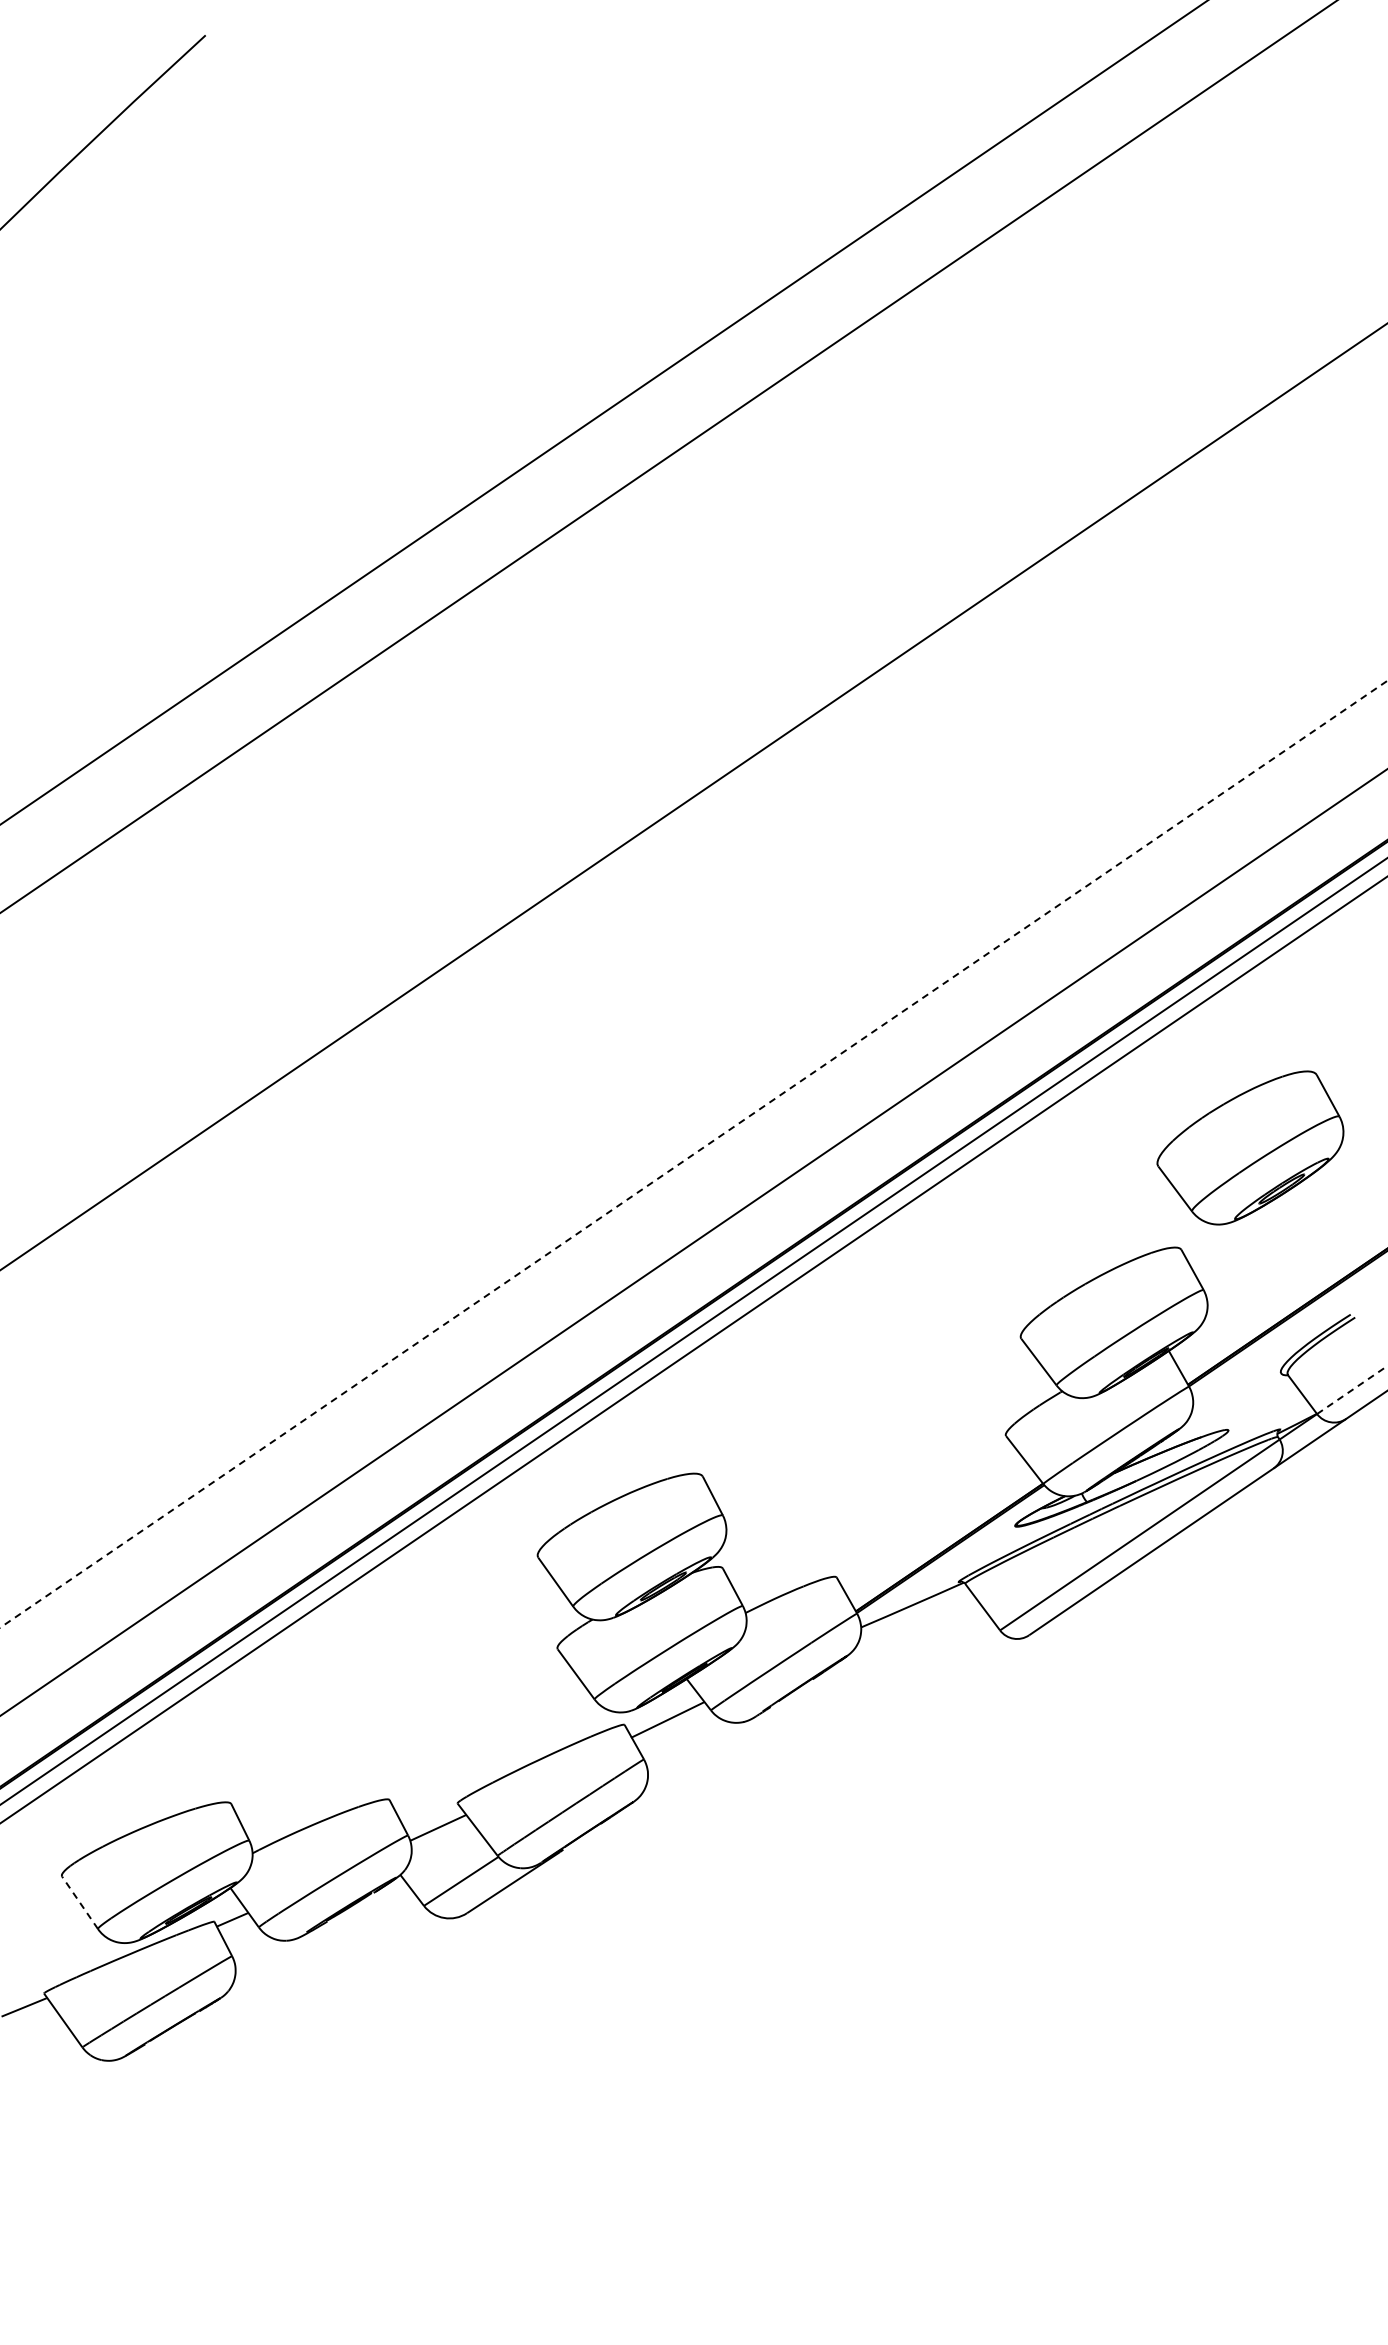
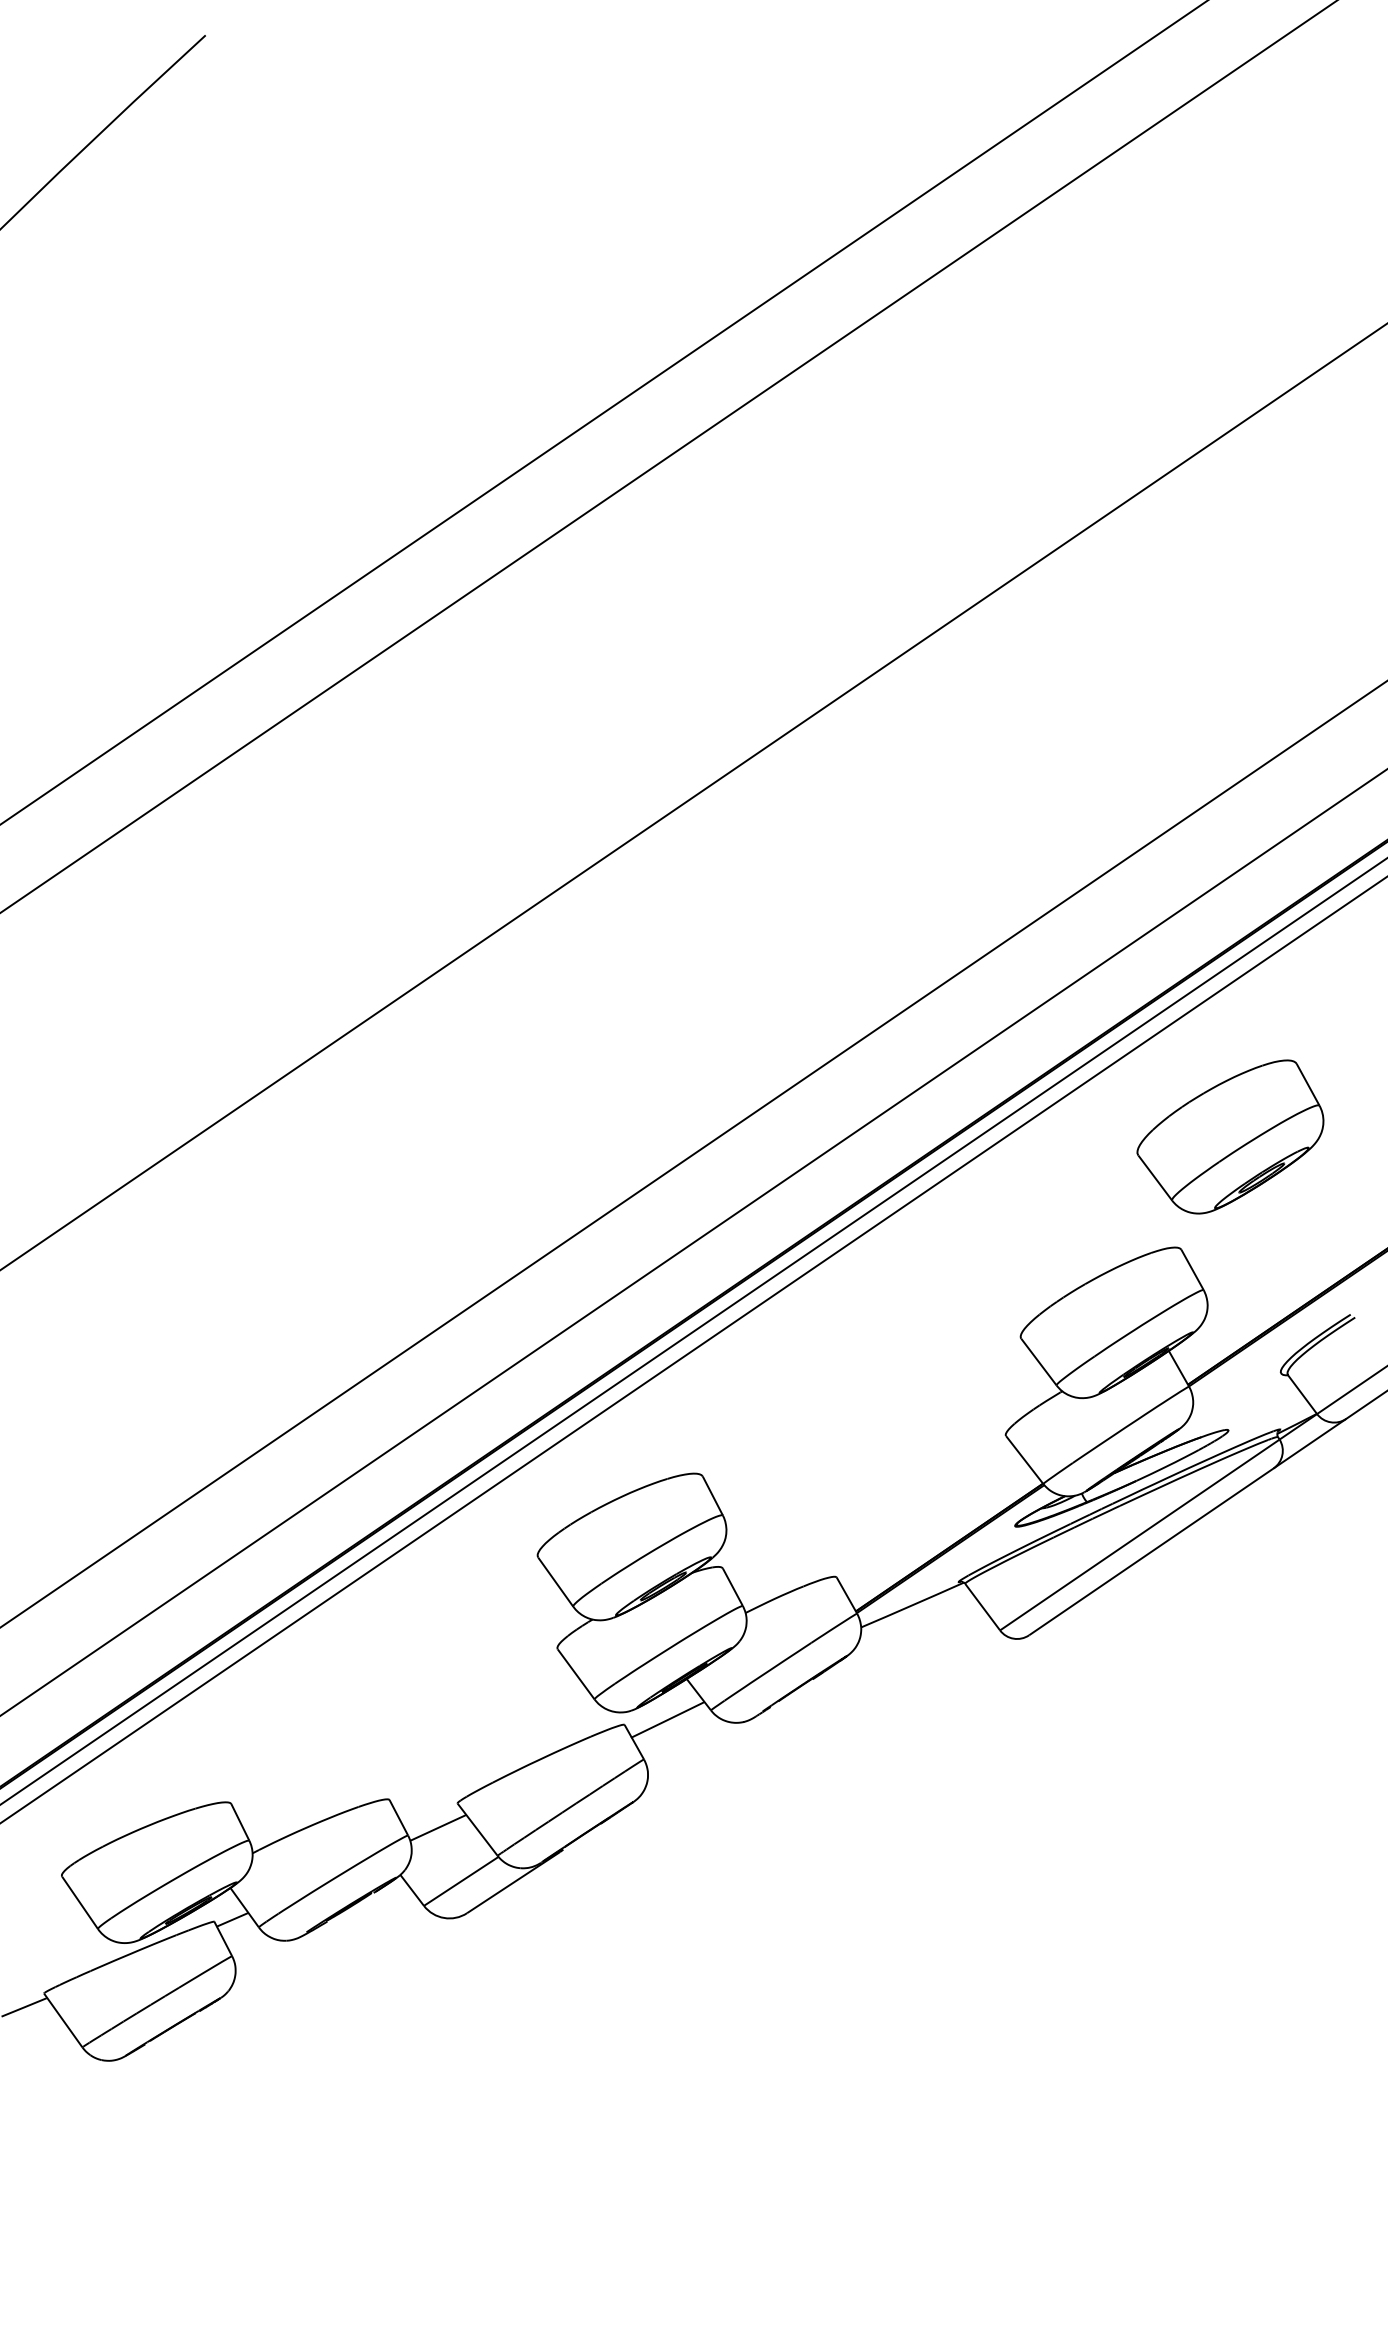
part position: (1250, 1147) -> (1230, 1136) (1230, 1136)
line: dashed -> solid (693, 1154)
line: dashed -> solid (1352, 1389)
line: dashed -> solid (80, 1902)
